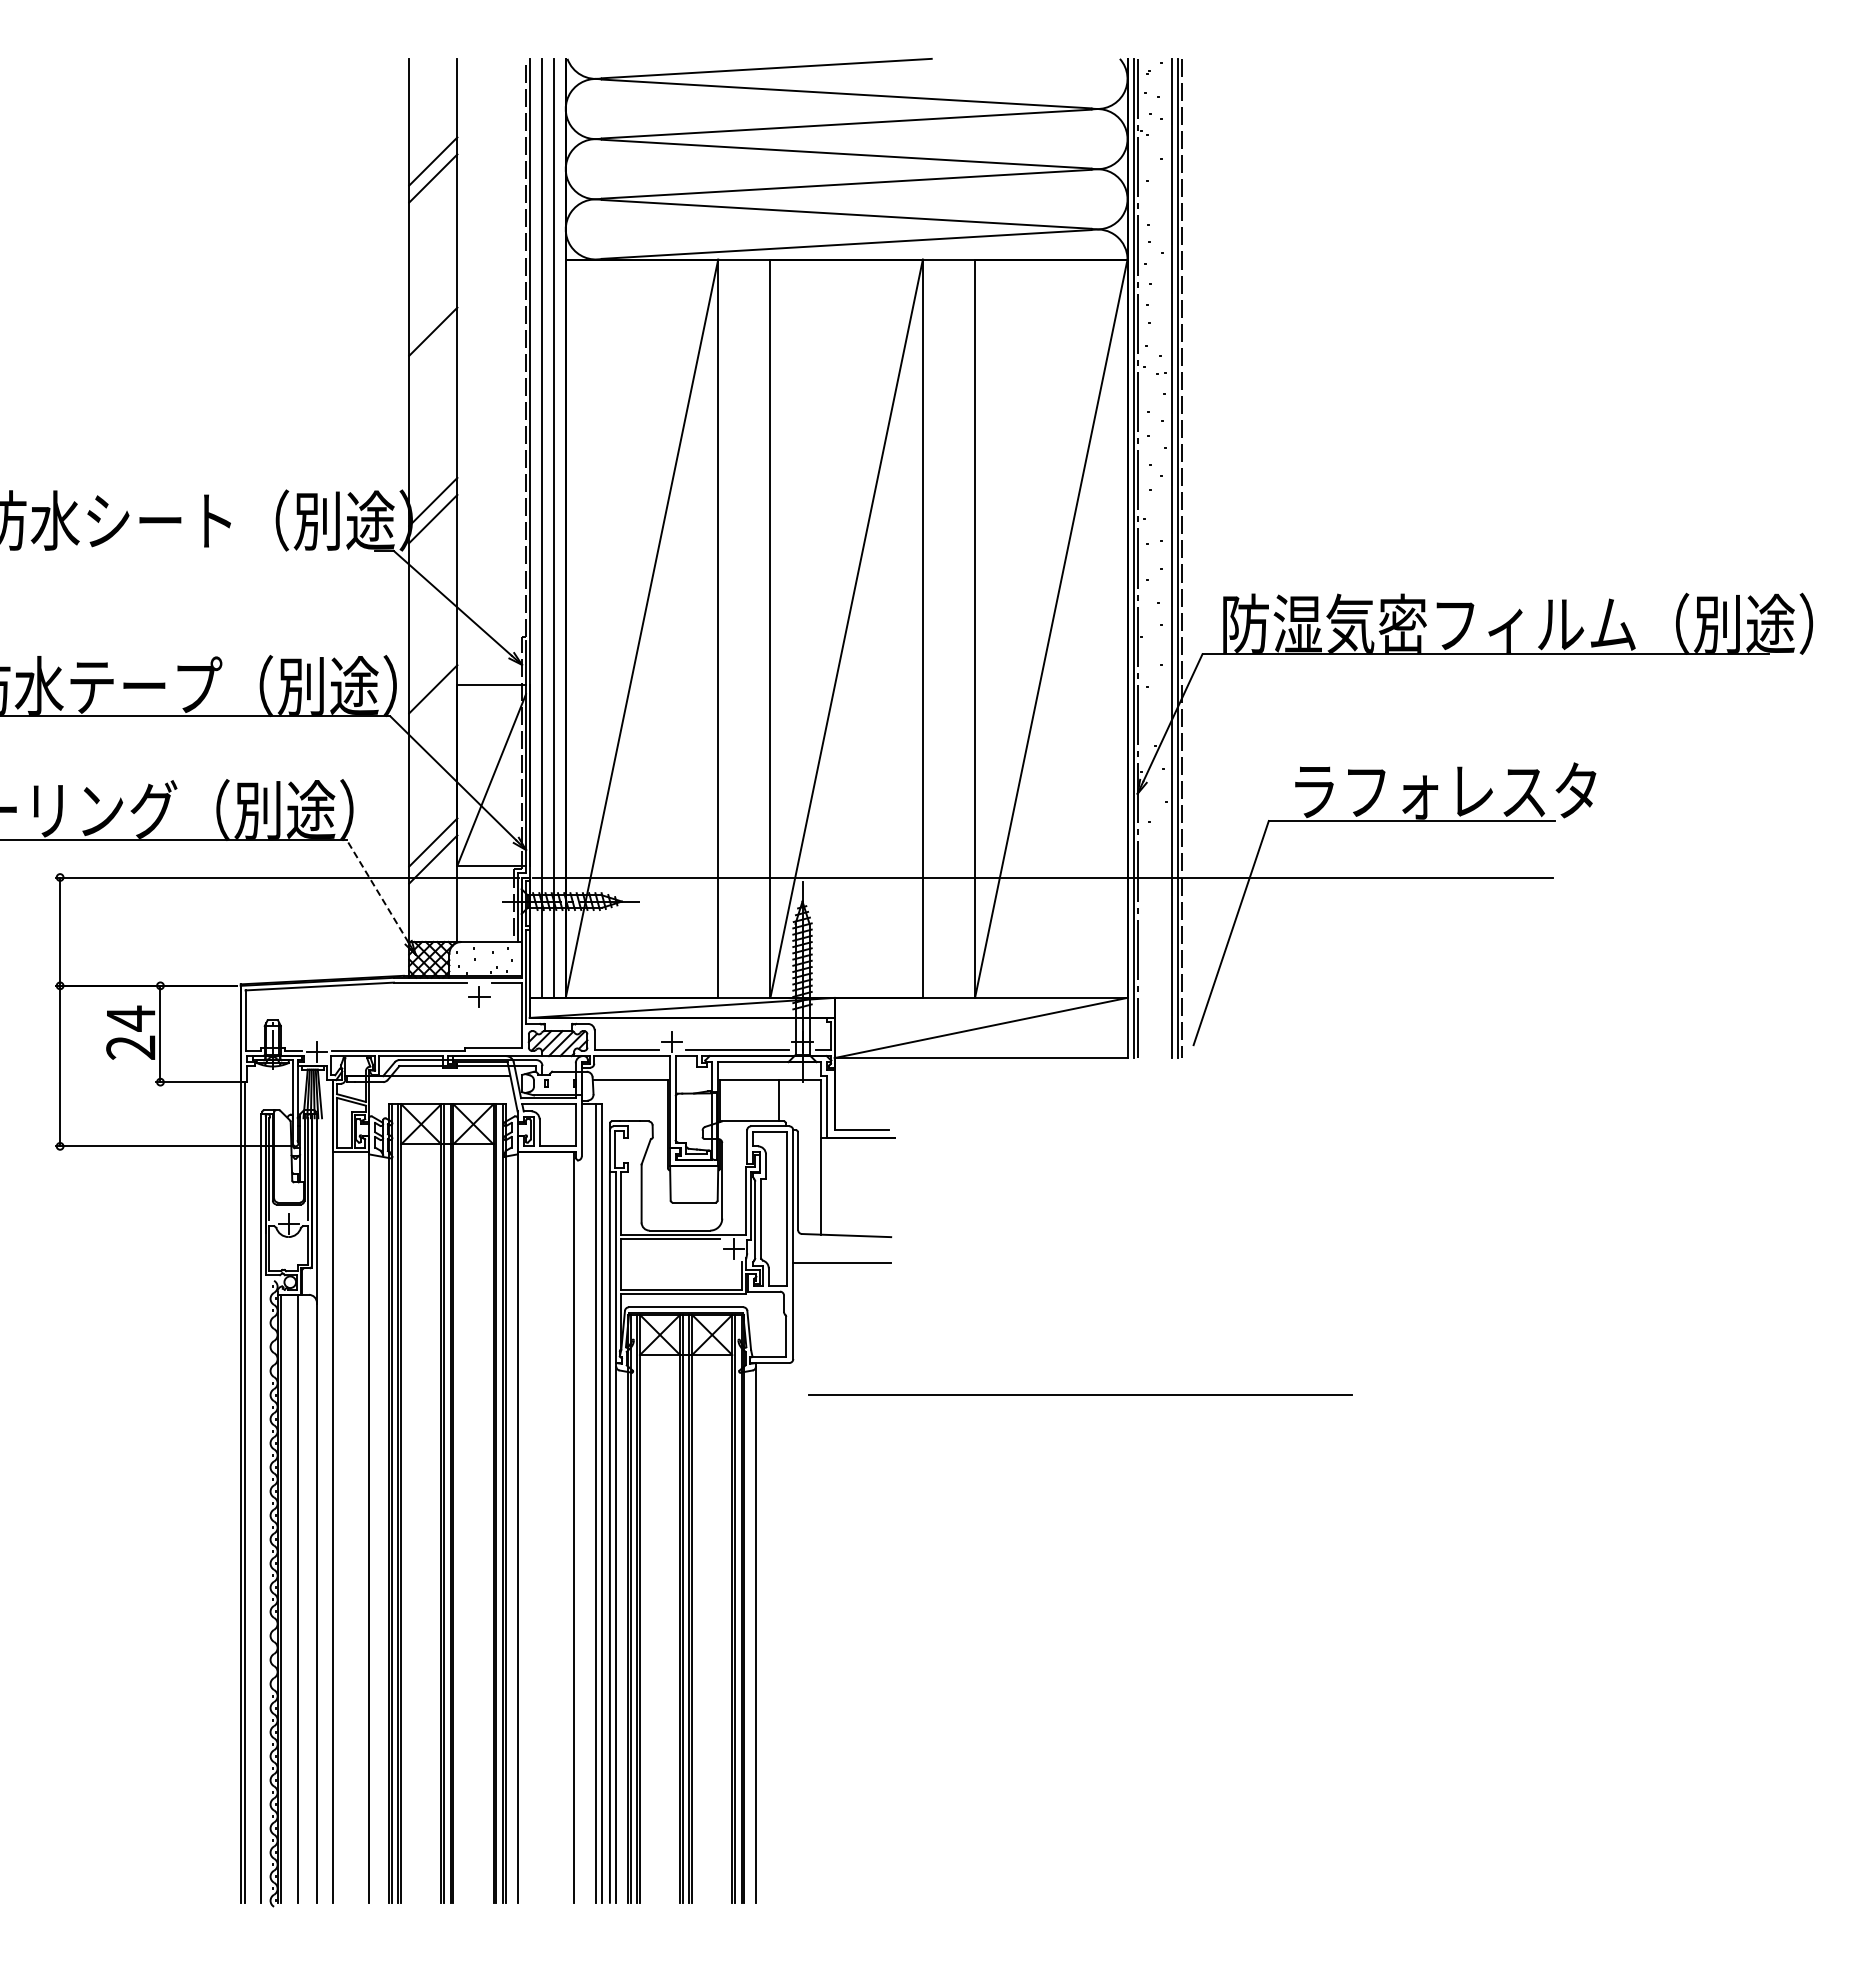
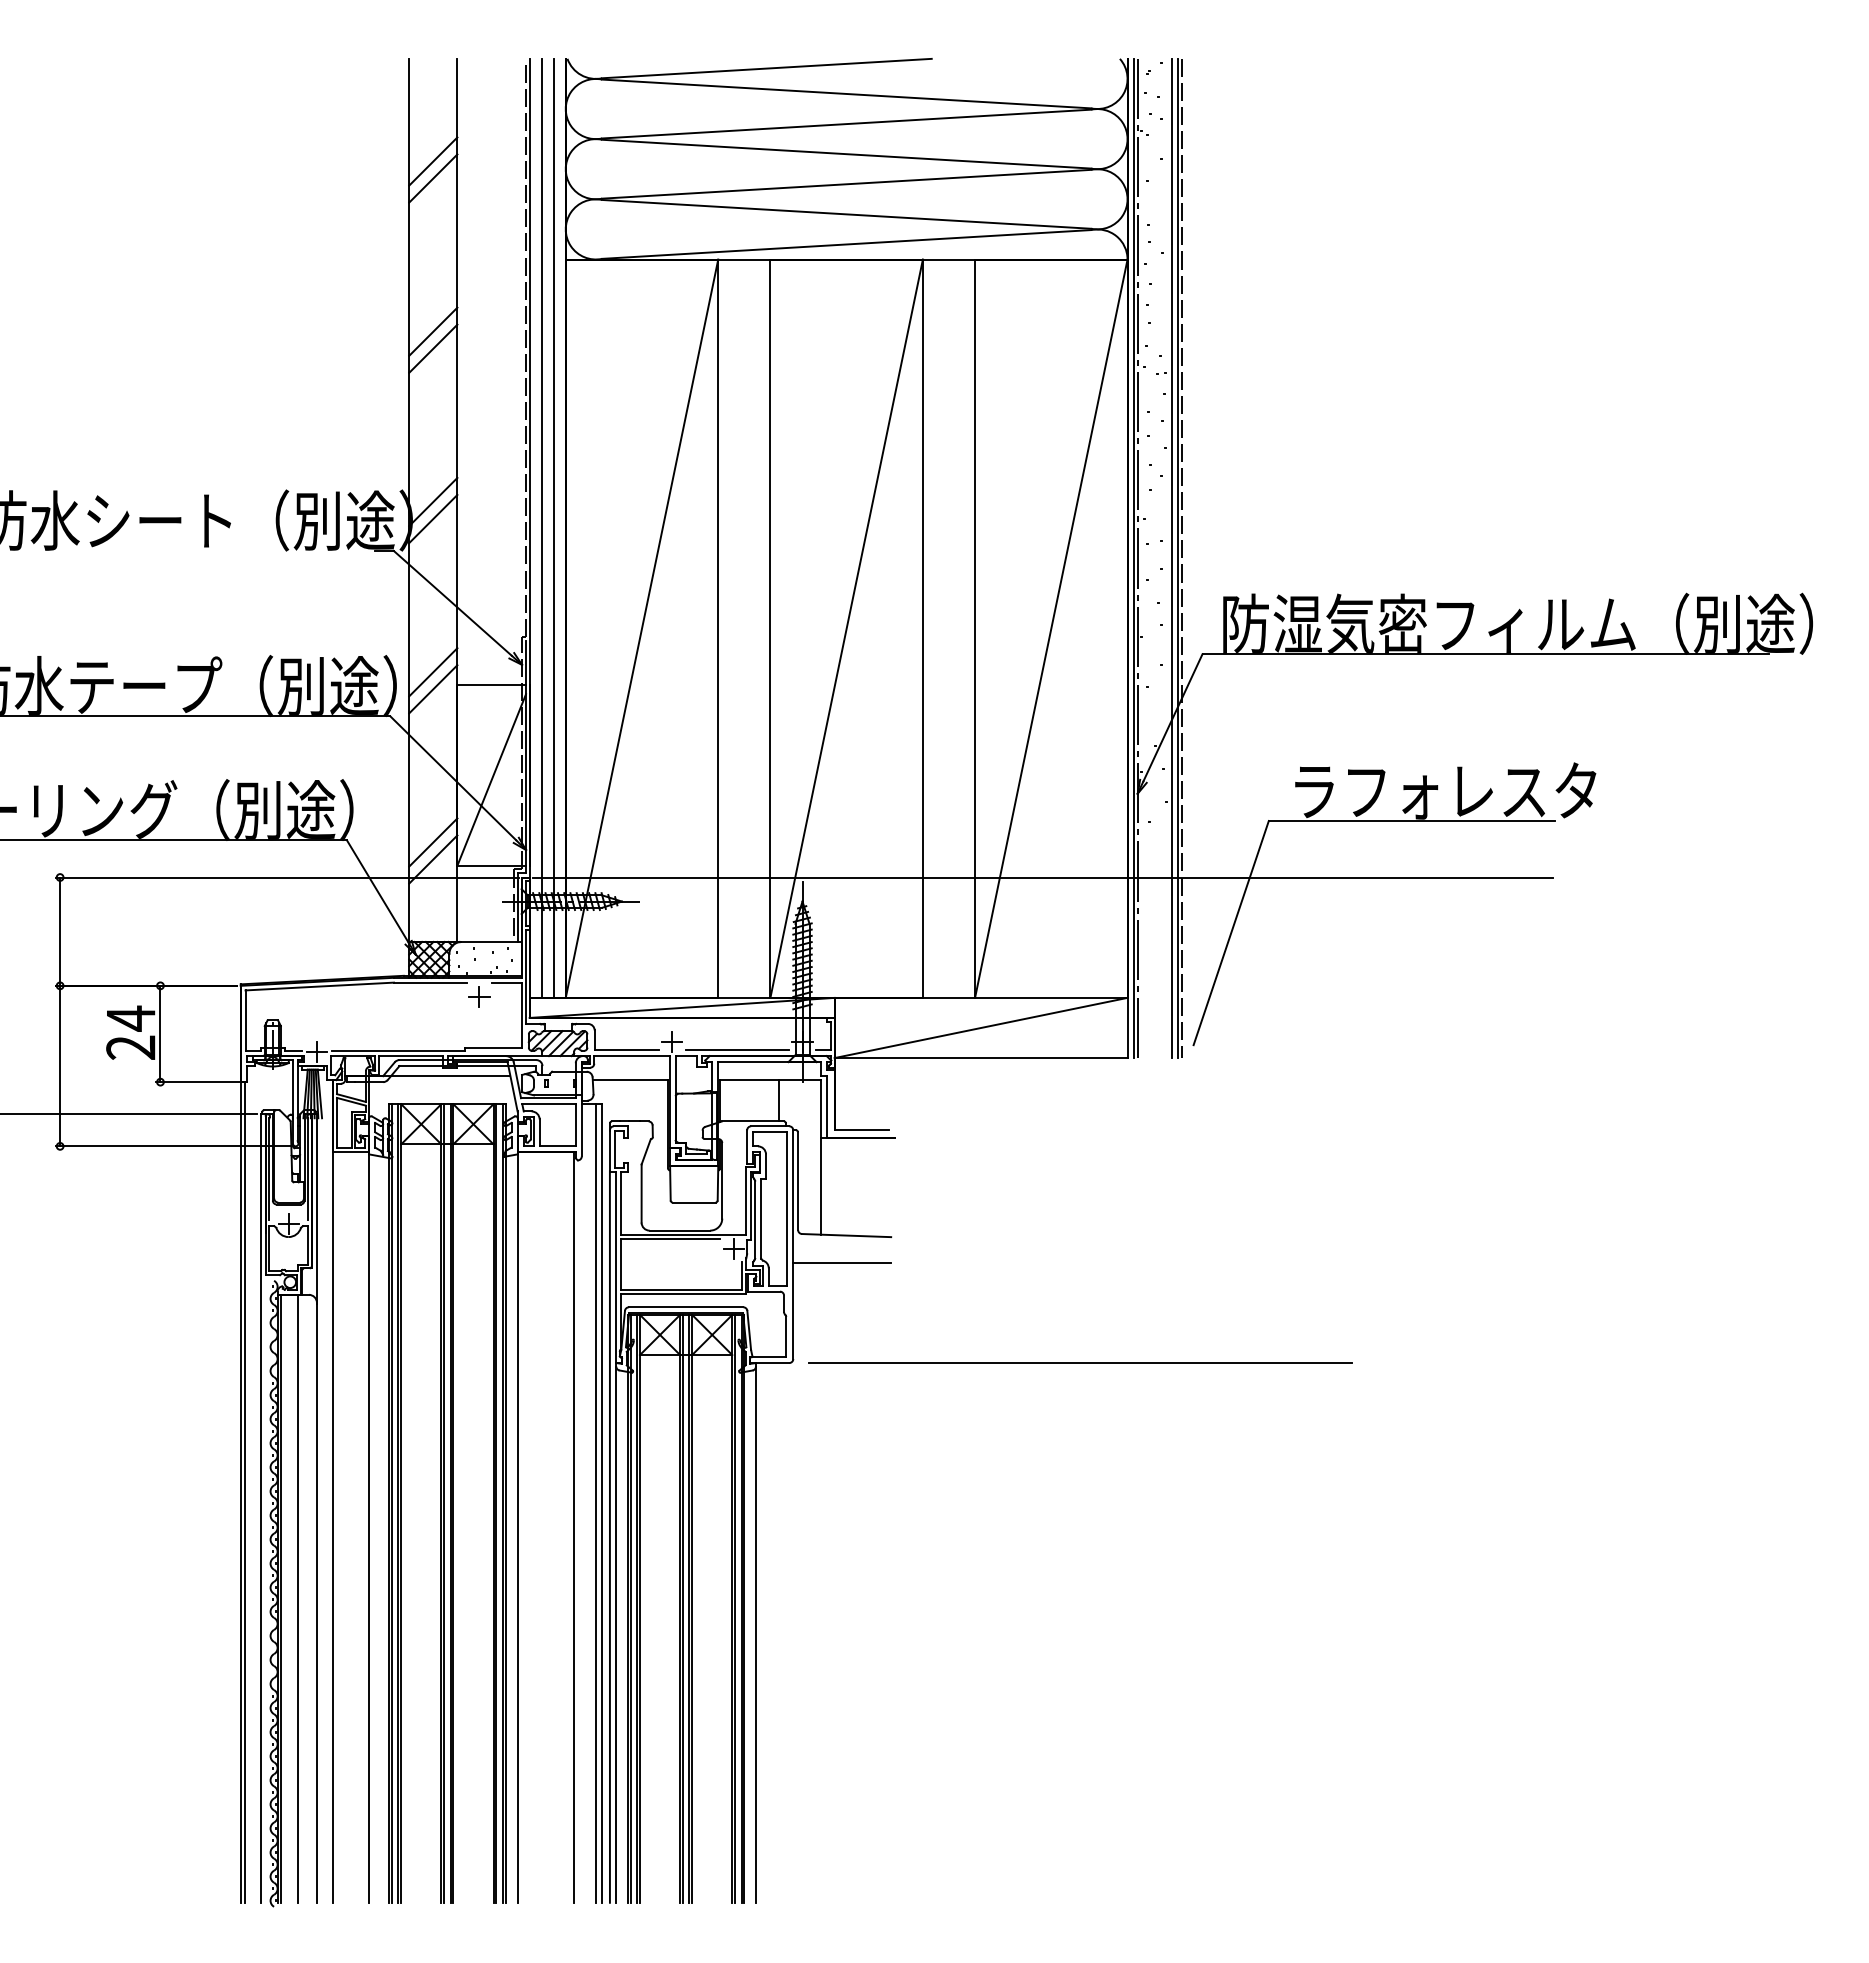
line: none -> present (433, 348)
line: none -> present (433, 672)
line: dashed -> solid (377, 891)
line: none -> present (129, 1114)
line position: (1080, 1394) -> (1080, 1362) (1080, 1362)
